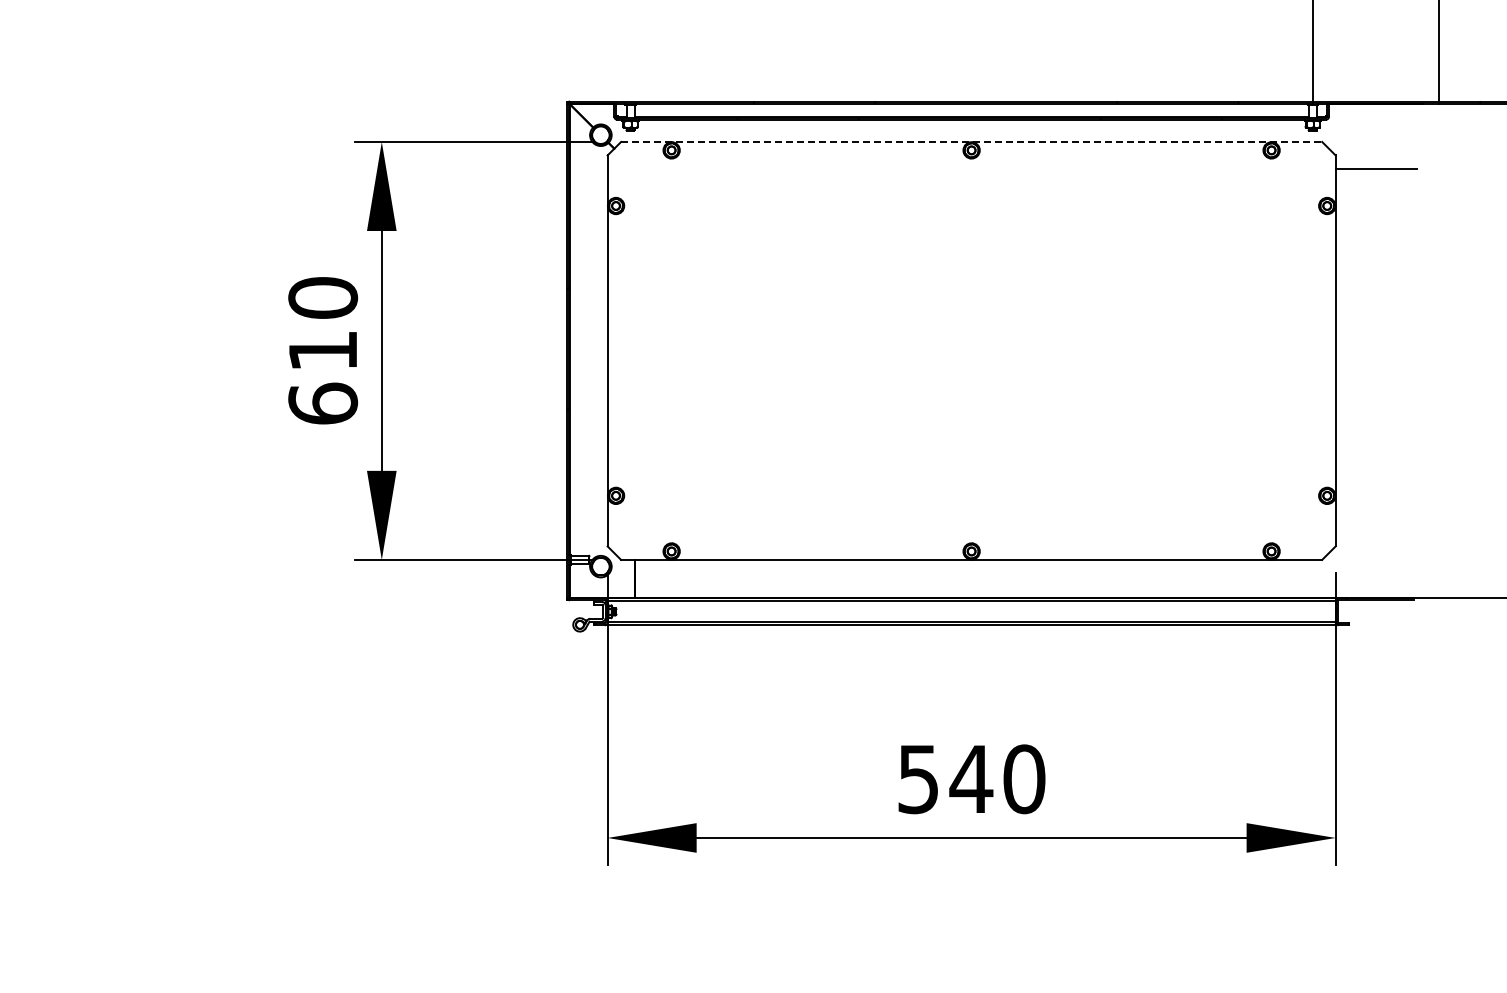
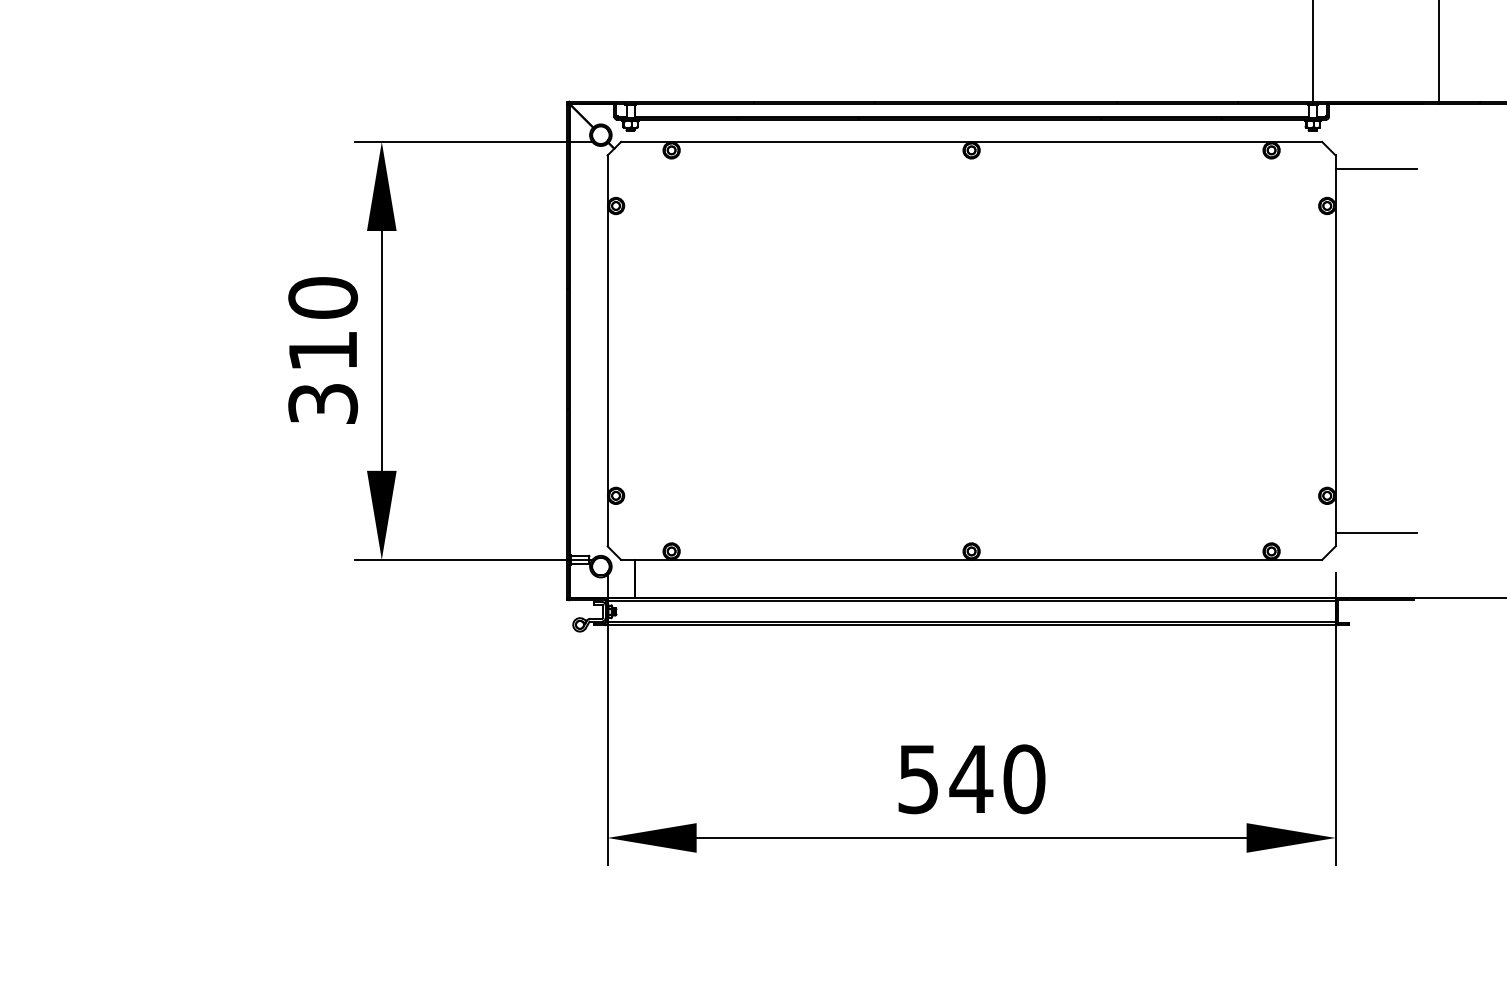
line: dashed -> solid (971, 141)
text: 610 -> 310 (323, 403)
line: none -> present (1375, 532)
